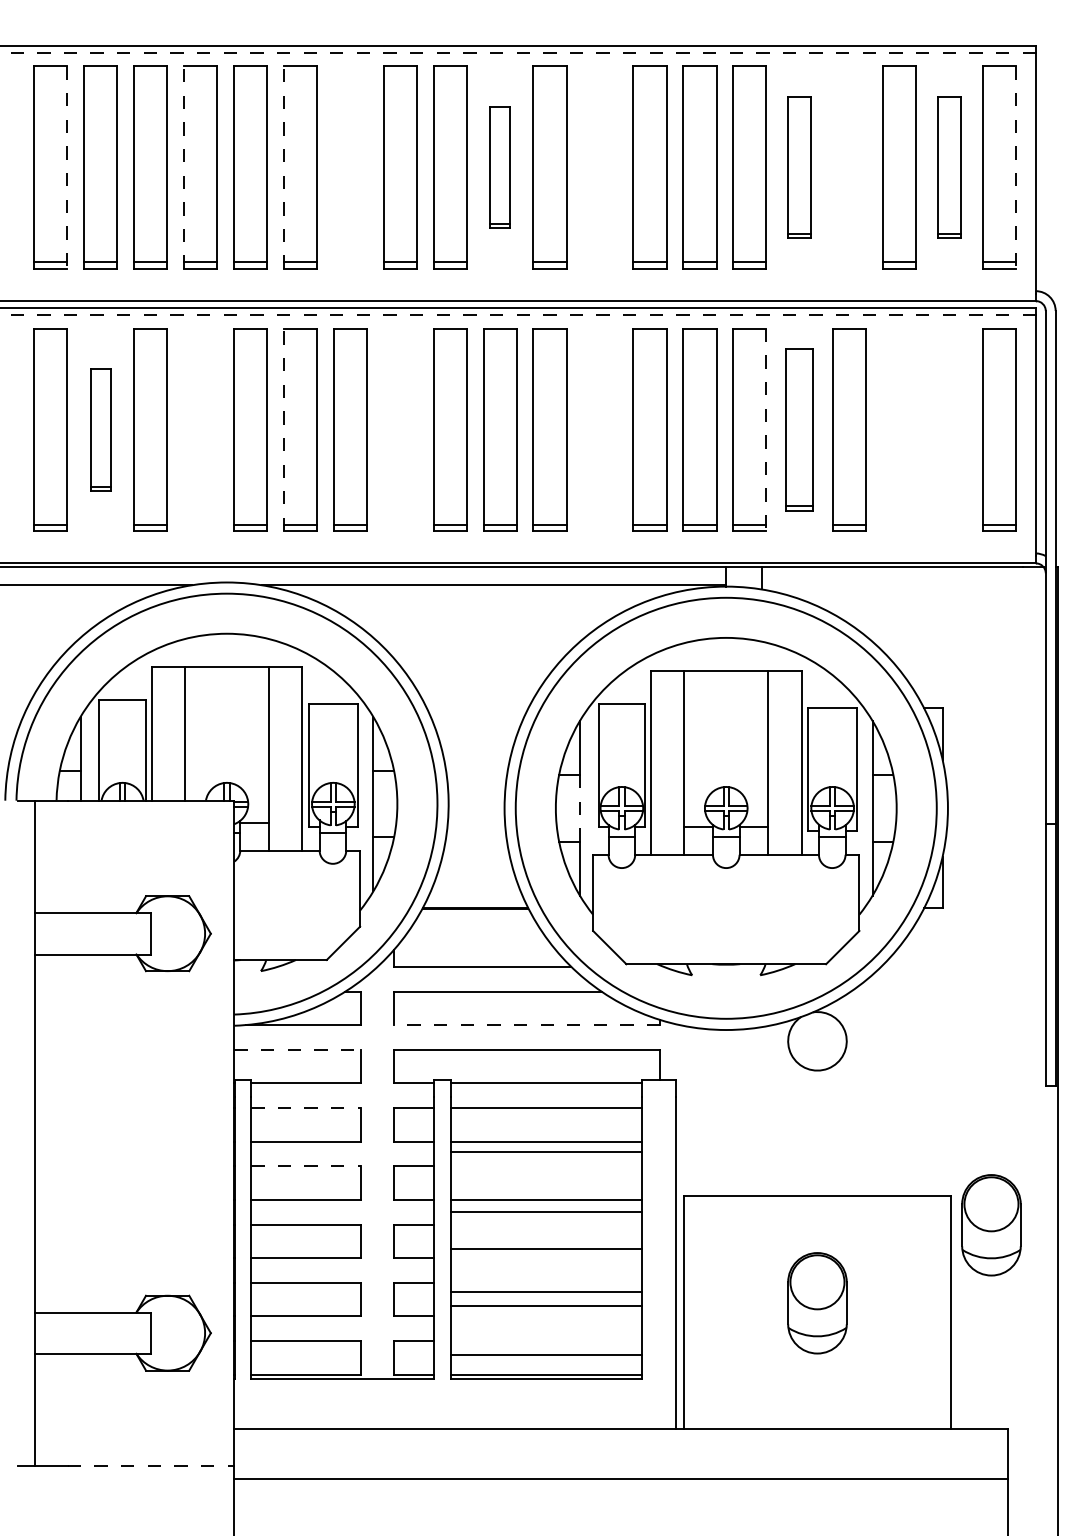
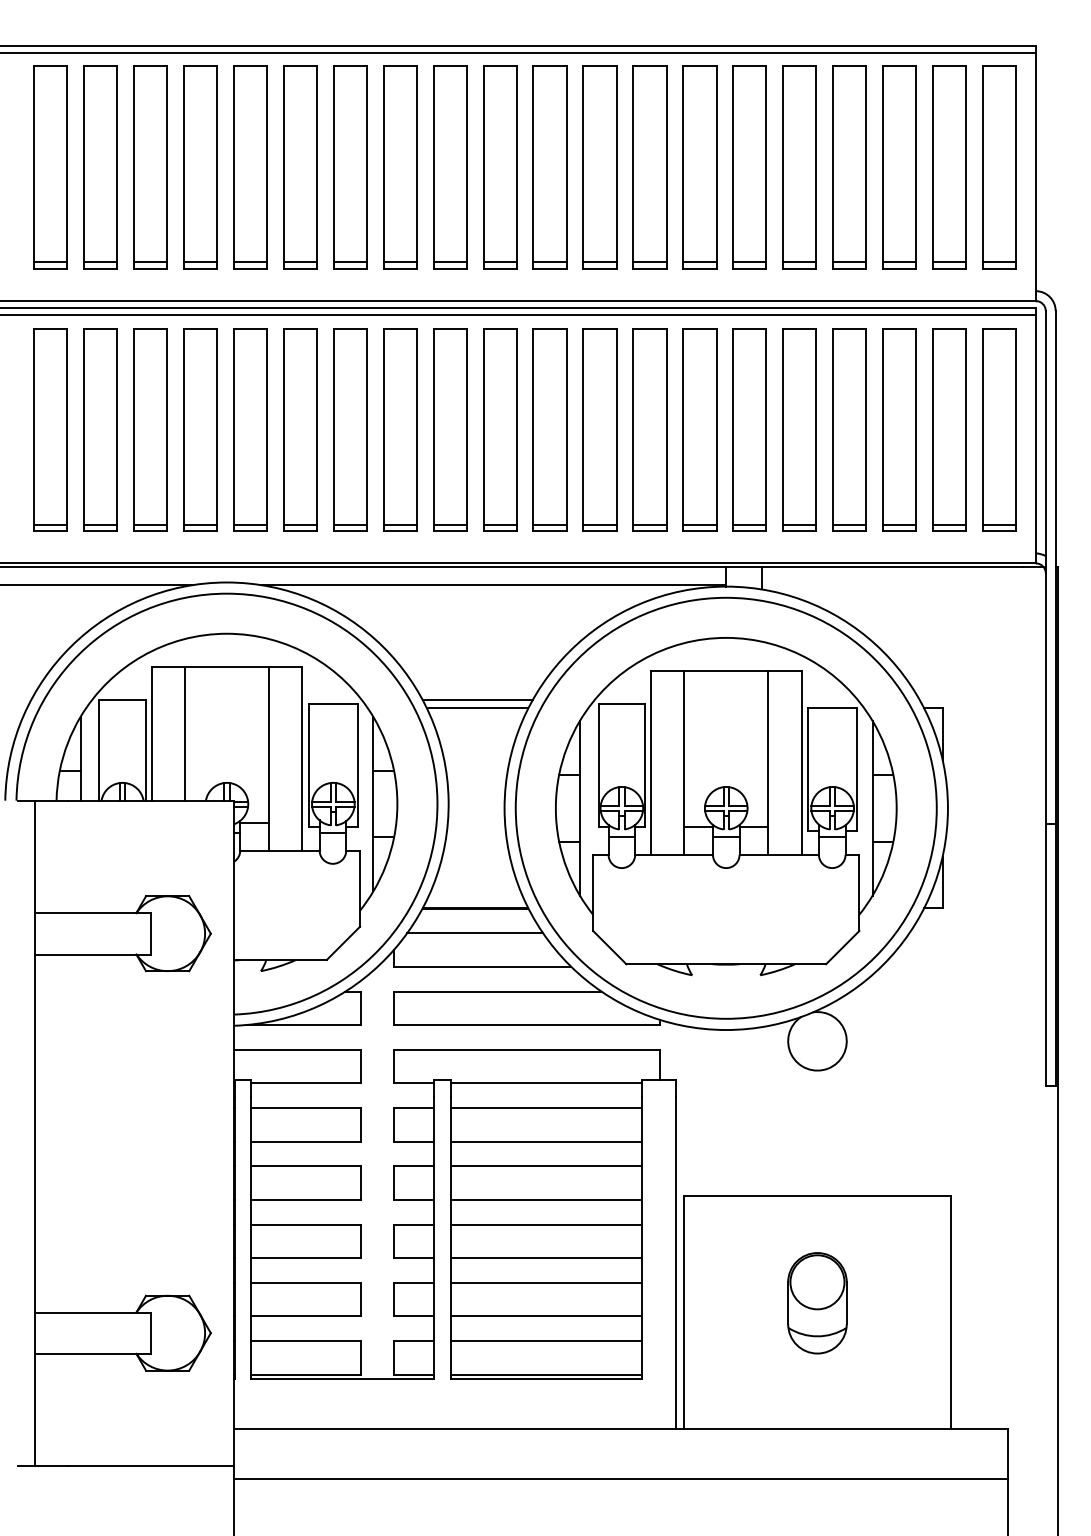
line: dashed -> solid (517, 52)
line: dashed -> solid (183, 167)
line: dashed -> solid (283, 167)
part: none -> present (350, 167)
part size: 22x123 px -> 35x205 px (500, 167)
part: none -> present (599, 167)
part size: 25x143 px -> 35x205 px (799, 167)
part: none -> present (849, 167)
part size: 25x143 px -> 35x205 px (949, 167)
line: dashed -> solid (67, 168)
line: dashed -> solid (1016, 168)
line: dashed -> solid (517, 314)
part size: 22x124 px -> 35x204 px (100, 429)
part: none -> present (200, 429)
line: dashed -> solid (283, 429)
part: none -> present (400, 429)
part: none -> present (599, 429)
part size: 29x164 px -> 35x204 px (799, 429)
part: none -> present (899, 429)
part: none -> present (949, 429)
line: dashed -> solid (766, 430)
line: none -> present (477, 700)
line: none -> present (477, 708)
line: dashed -> solid (579, 808)
line: none -> present (474, 933)
line: dashed -> solid (526, 1025)
line: dashed -> solid (298, 1049)
line: dashed -> solid (305, 1108)
line position: (546, 1152) -> (546, 1166) (546, 1166)
line: dashed -> solid (305, 1166)
line position: (546, 1211) -> (546, 1224) (546, 1224)
part: present -> none (991, 1225)
line position: (546, 1249) -> (546, 1258) (546, 1258)
line position: (546, 1291) -> (546, 1282) (546, 1282)
line position: (546, 1306) -> (546, 1316) (546, 1316)
line position: (546, 1355) -> (546, 1341) (546, 1341)
line: dashed -> solid (151, 1466)
